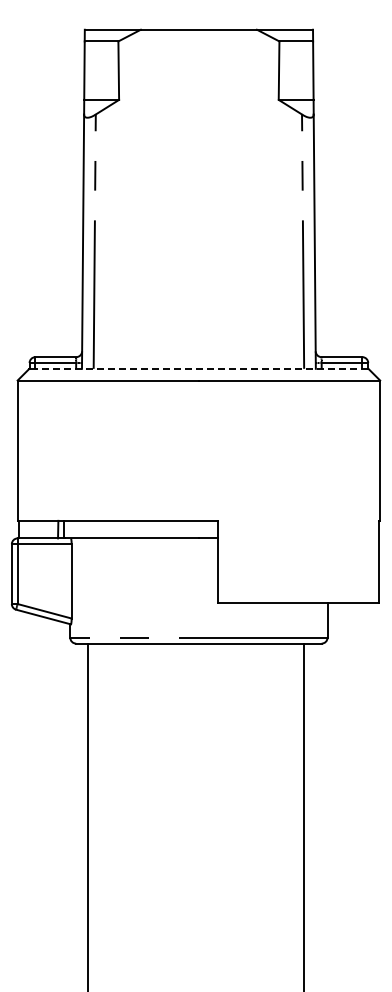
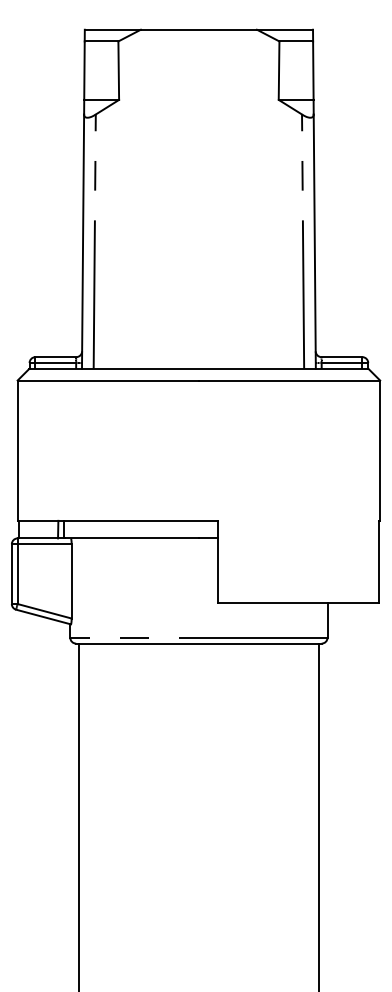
line: dashed -> solid (198, 368)
line position: (88, 815) -> (79, 815) (79, 815)
line position: (303, 815) -> (318, 815) (318, 815)
